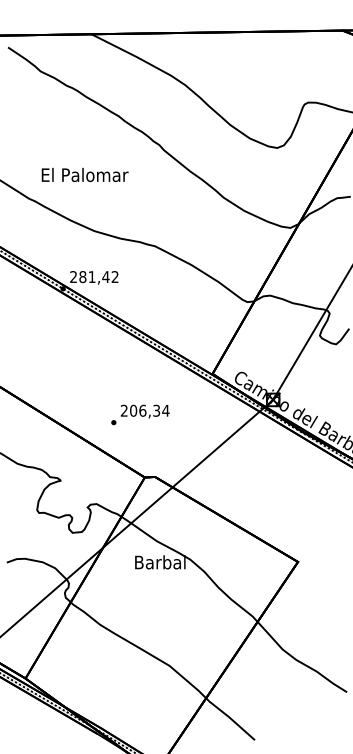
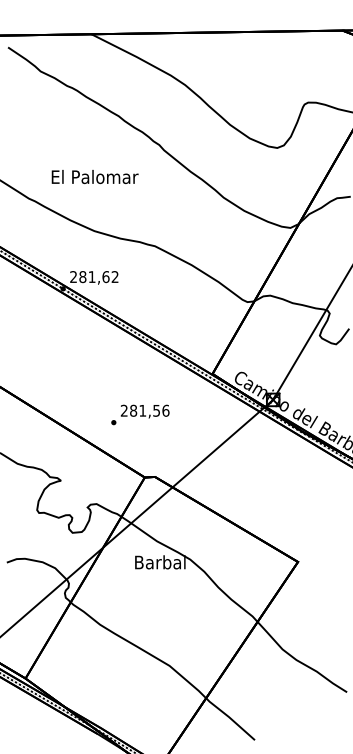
text position: (84, 175) -> (94, 177) (94, 177)
text: 281,42 -> 281,62 (105, 277)
text: 206,34 -> 281,56 (149, 410)
